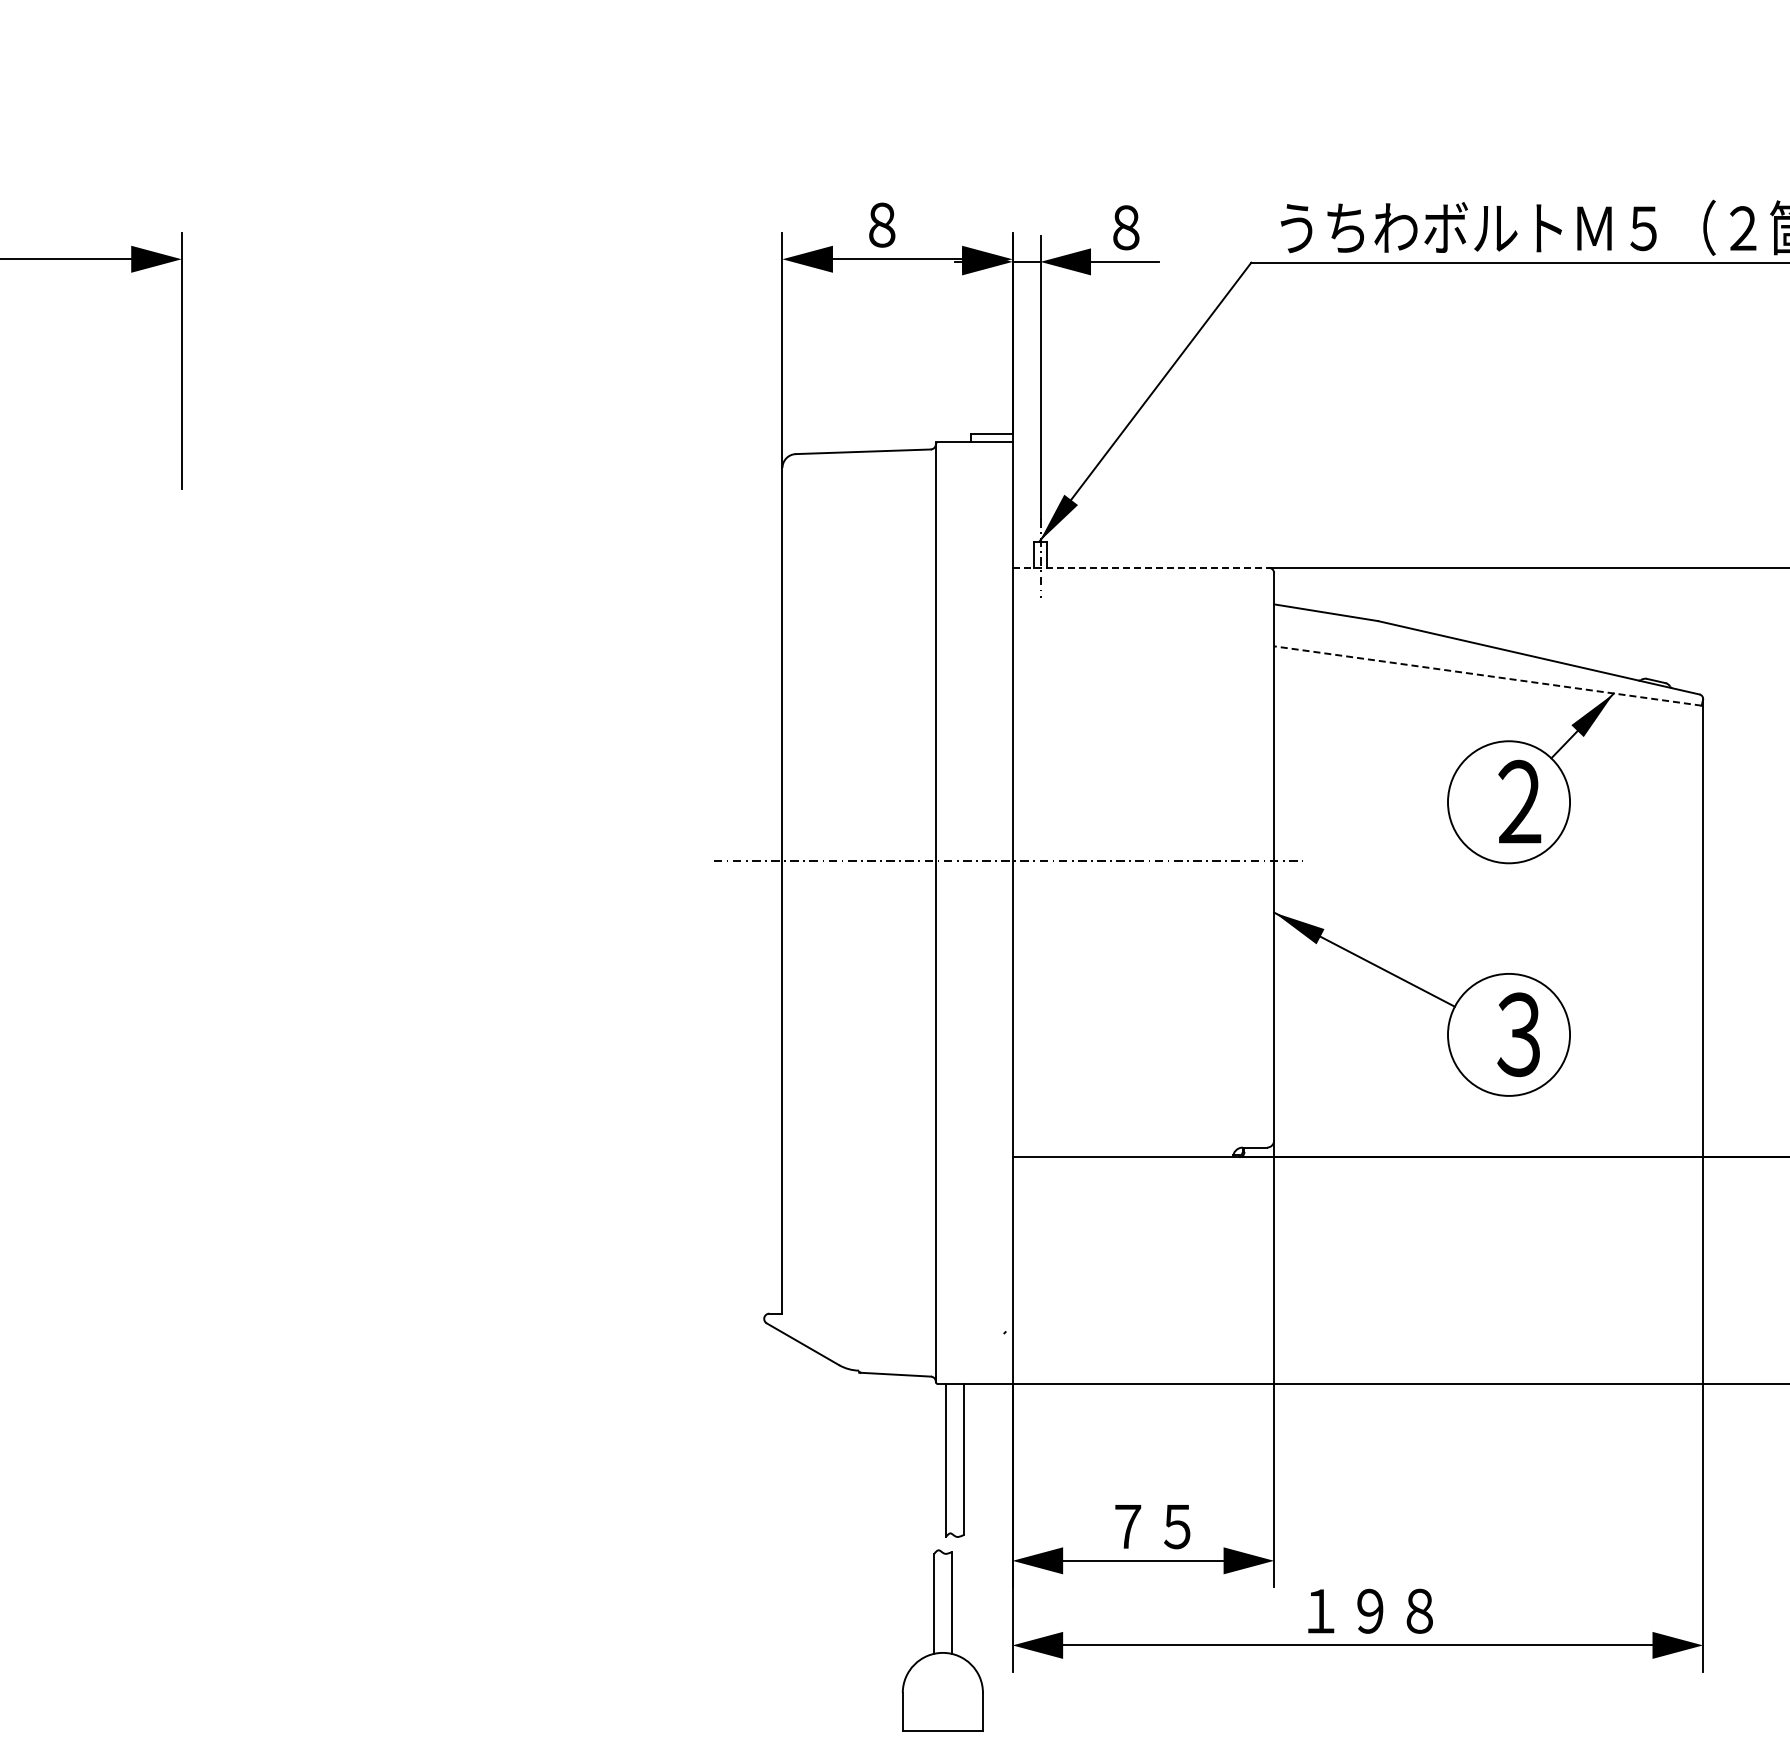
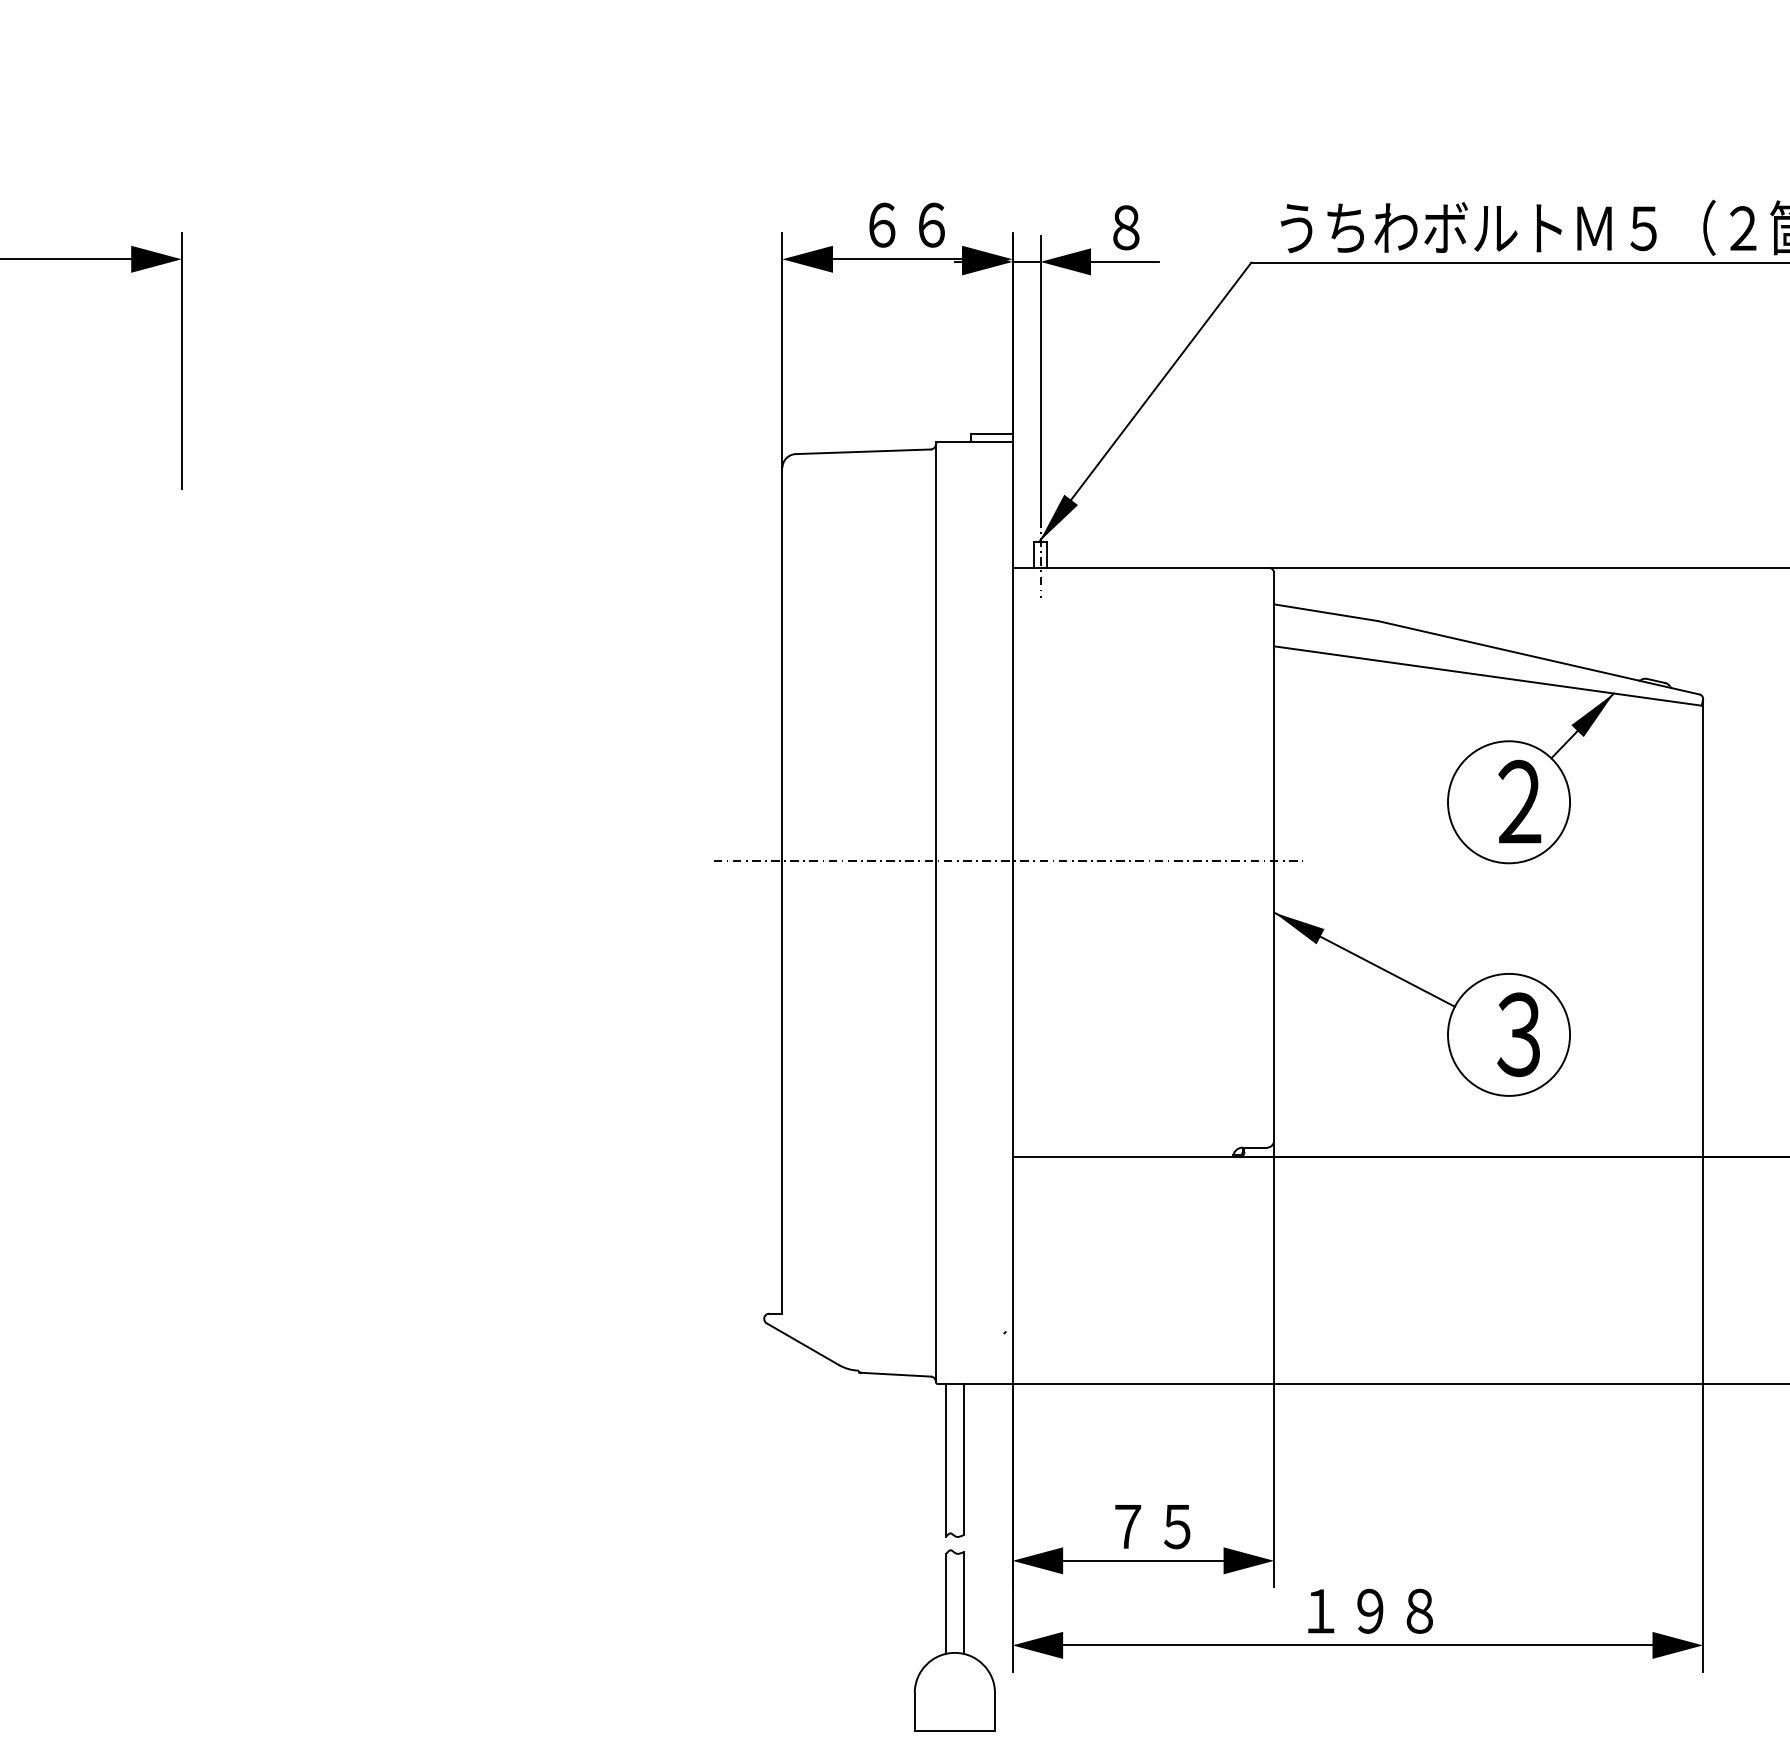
text: ８ -> ６６ (906, 224)
line: dashed -> solid (1141, 567)
line: dashed -> solid (1487, 676)
part position: (942, 1640) -> (954, 1640) (954, 1640)
